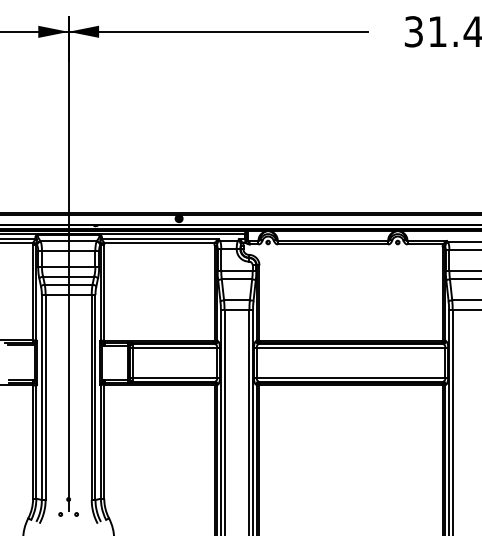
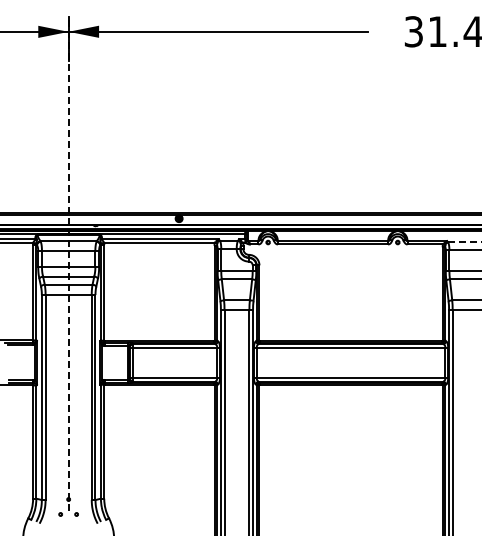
line: solid -> dashed (465, 242)
line: solid -> dashed (68, 263)
